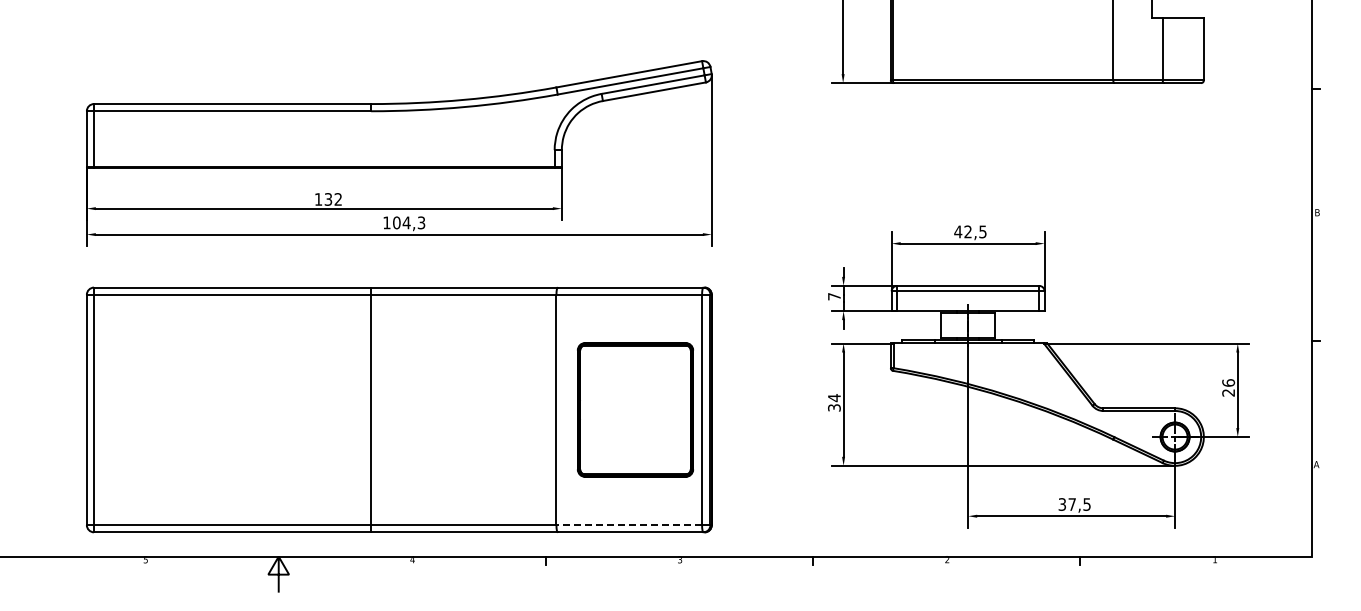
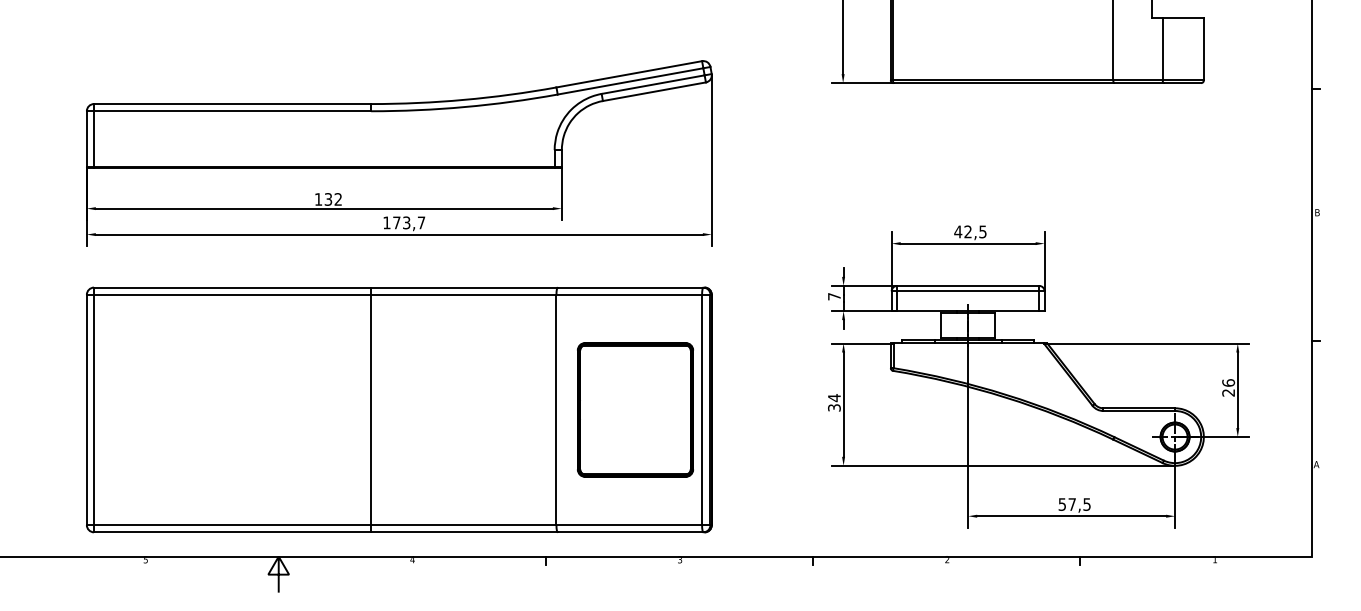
text: 104,3 -> 173,7 (409, 222)
text: 37,5 -> 57,5 (1062, 504)
line: dashed -> solid (629, 525)
